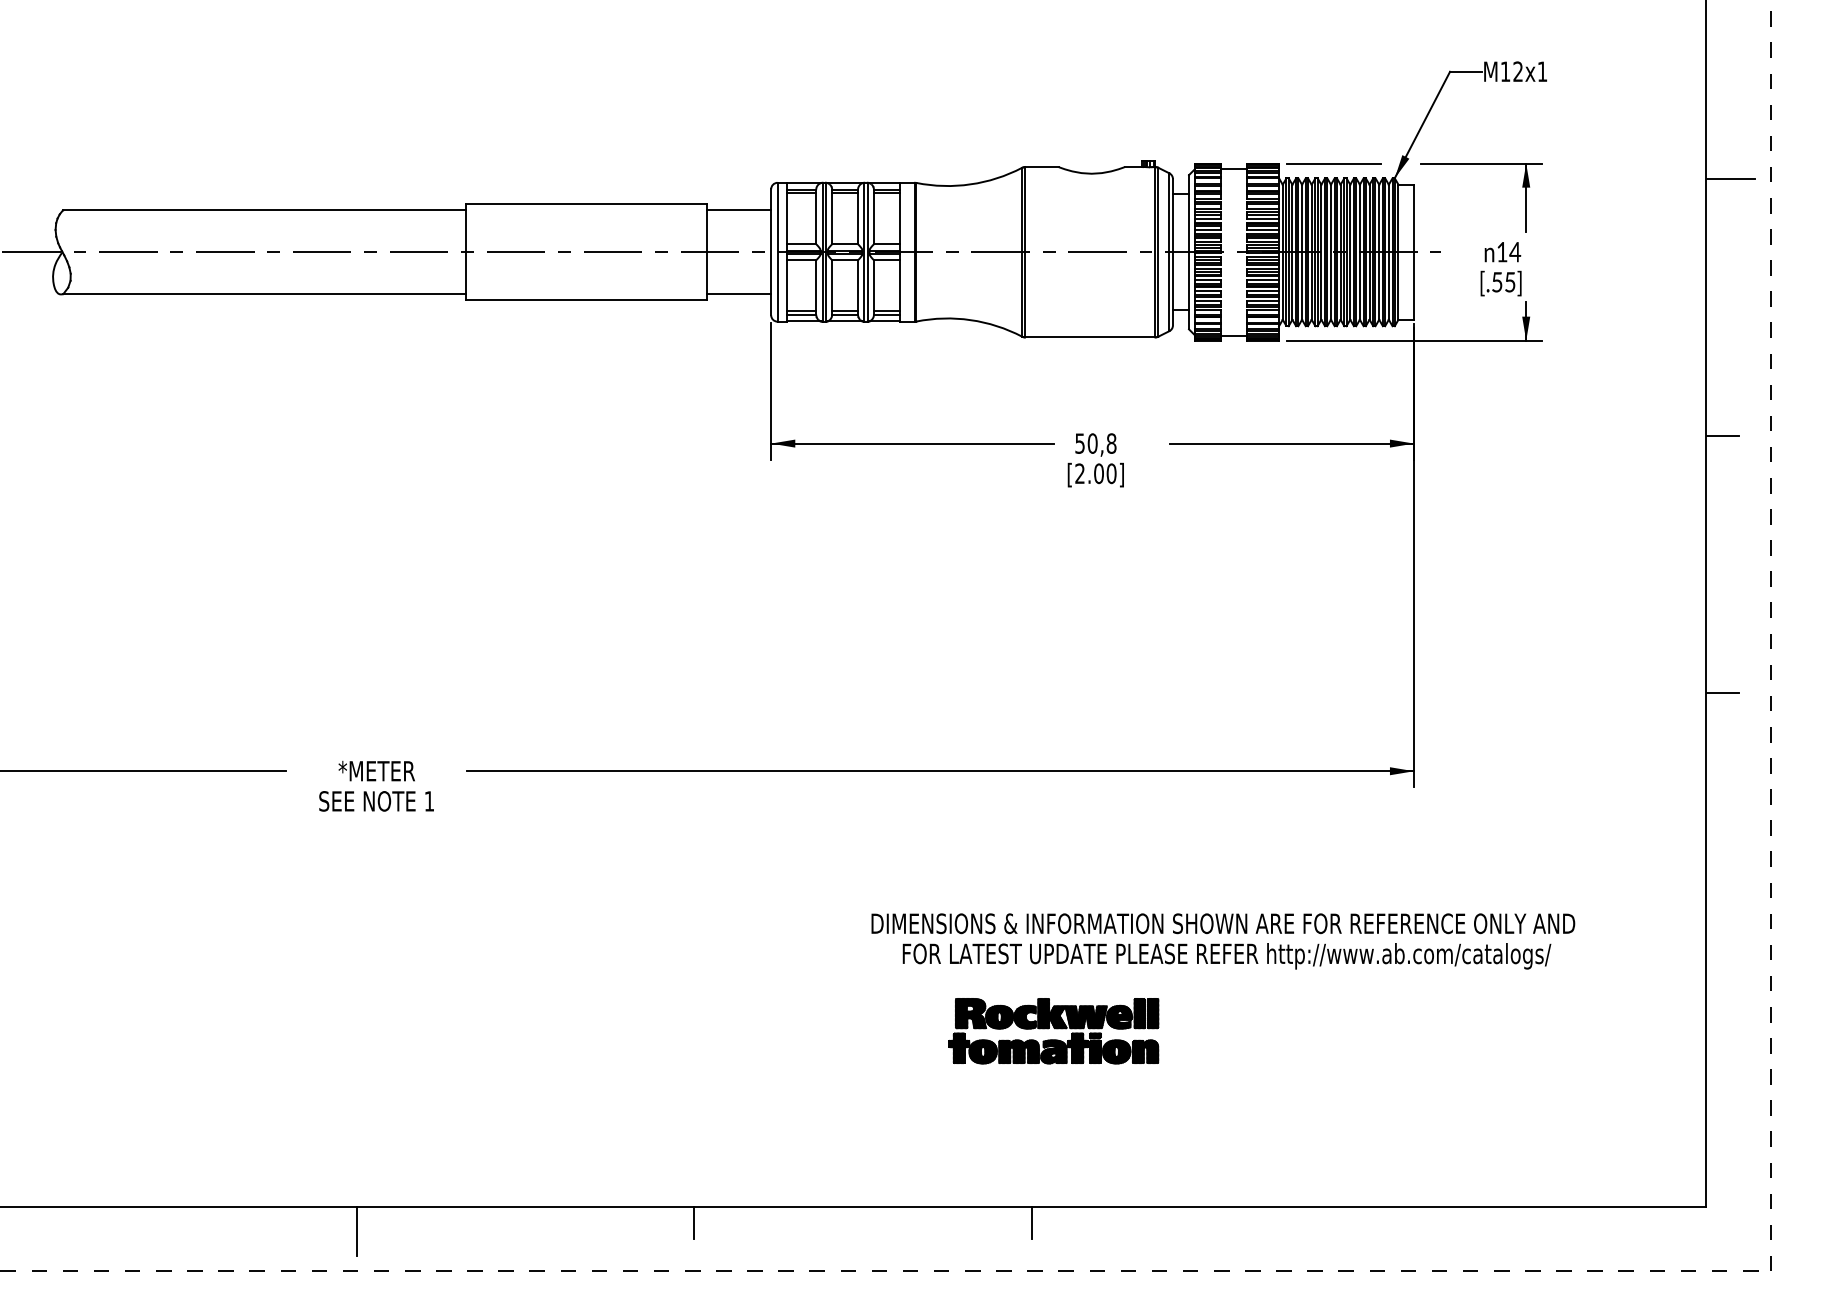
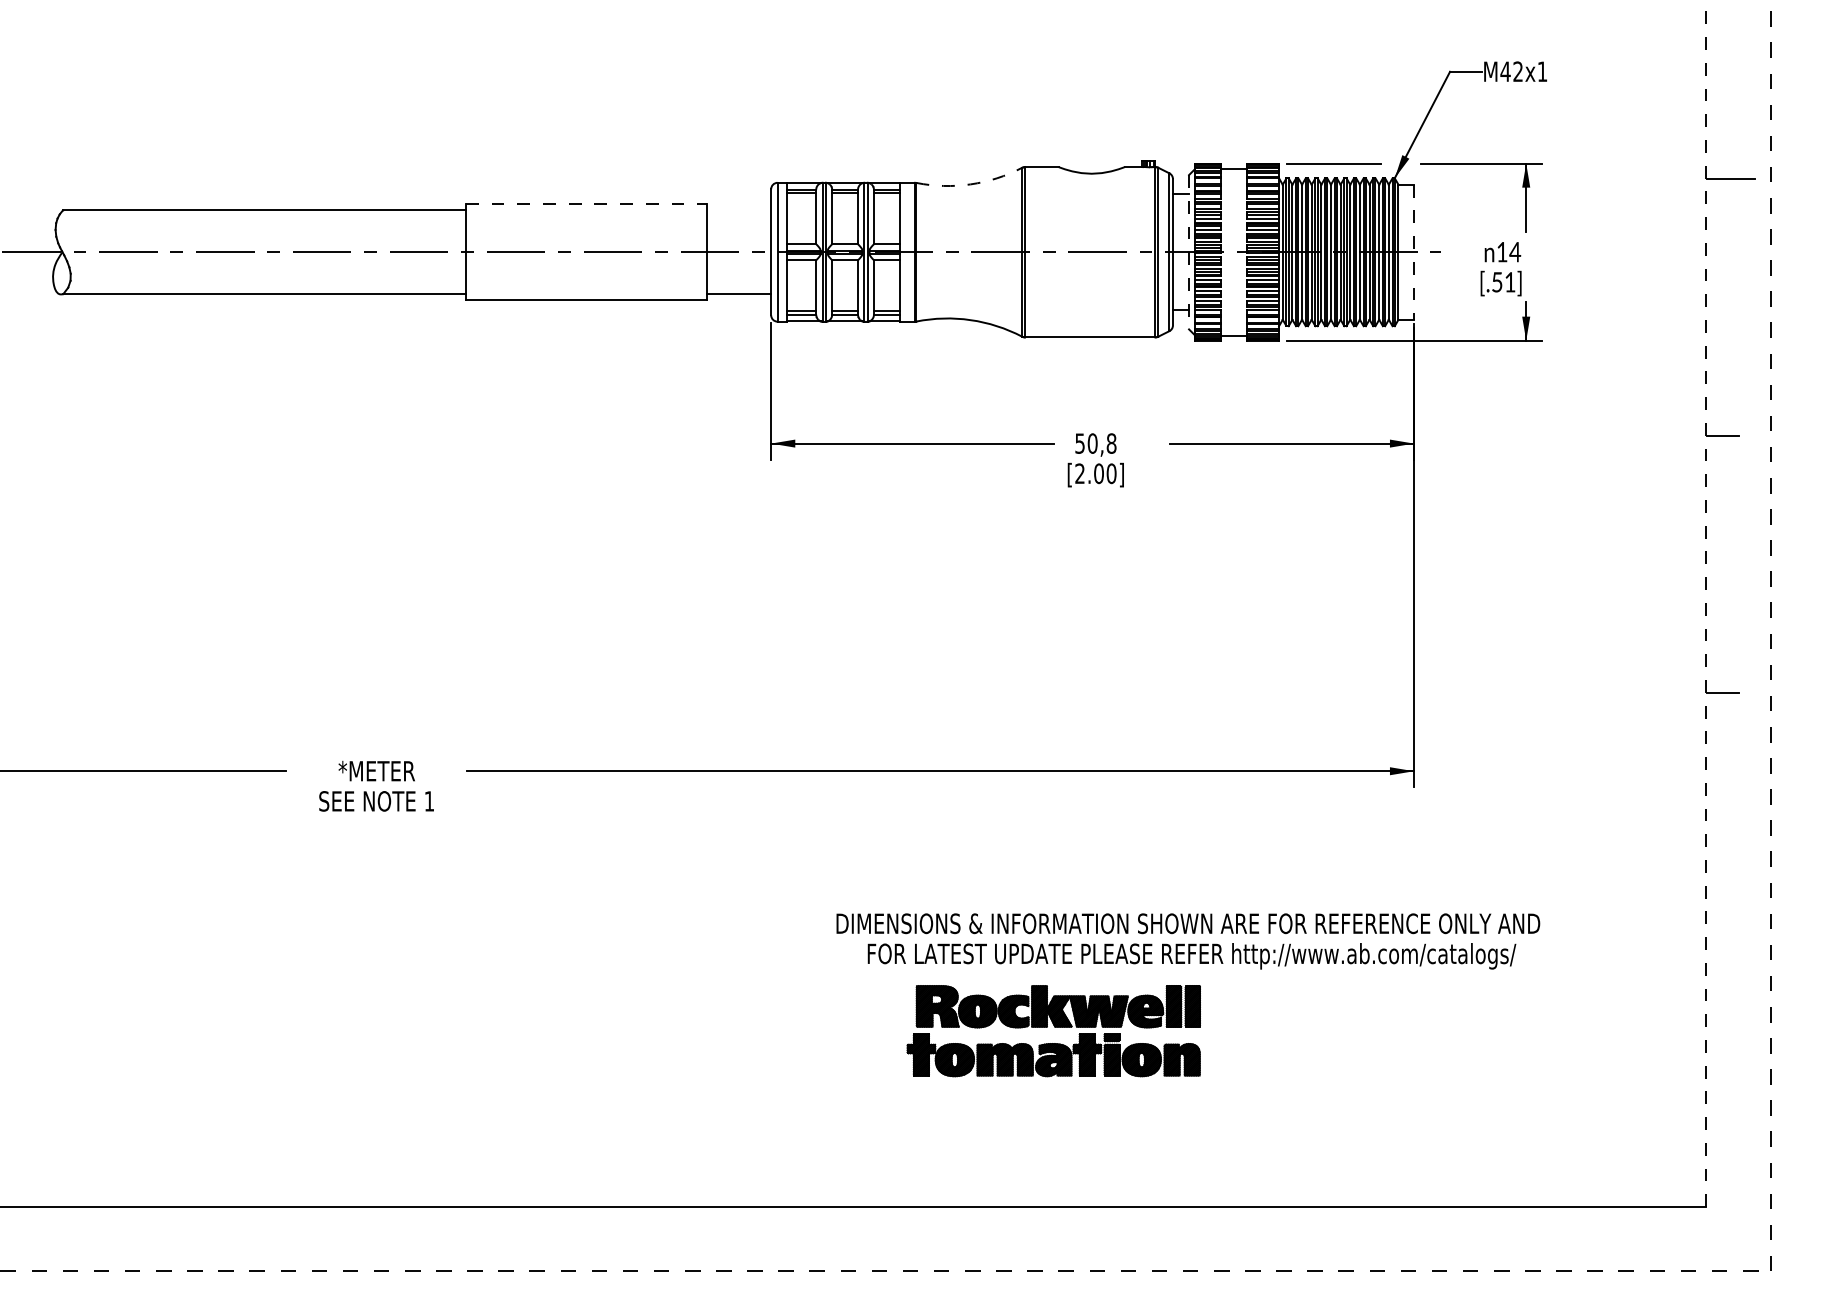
text: M12x1 -> M42x1 (1505, 71)
arc: solid -> dashed (970, 184)
line: solid -> dashed (586, 204)
line: present -> none (738, 210)
line: solid -> dashed (1189, 252)
line: solid -> dashed (1414, 252)
text: [.55] -> [.51] (1510, 282)
line: solid -> dashed (1706, 603)
text position: (1223, 941) -> (1188, 941) (1188, 941)
part size: 212x67 px -> 295x93 px (1053, 1031)
line: present -> none (694, 1223)
line: present -> none (1031, 1223)
line: present -> none (357, 1231)
